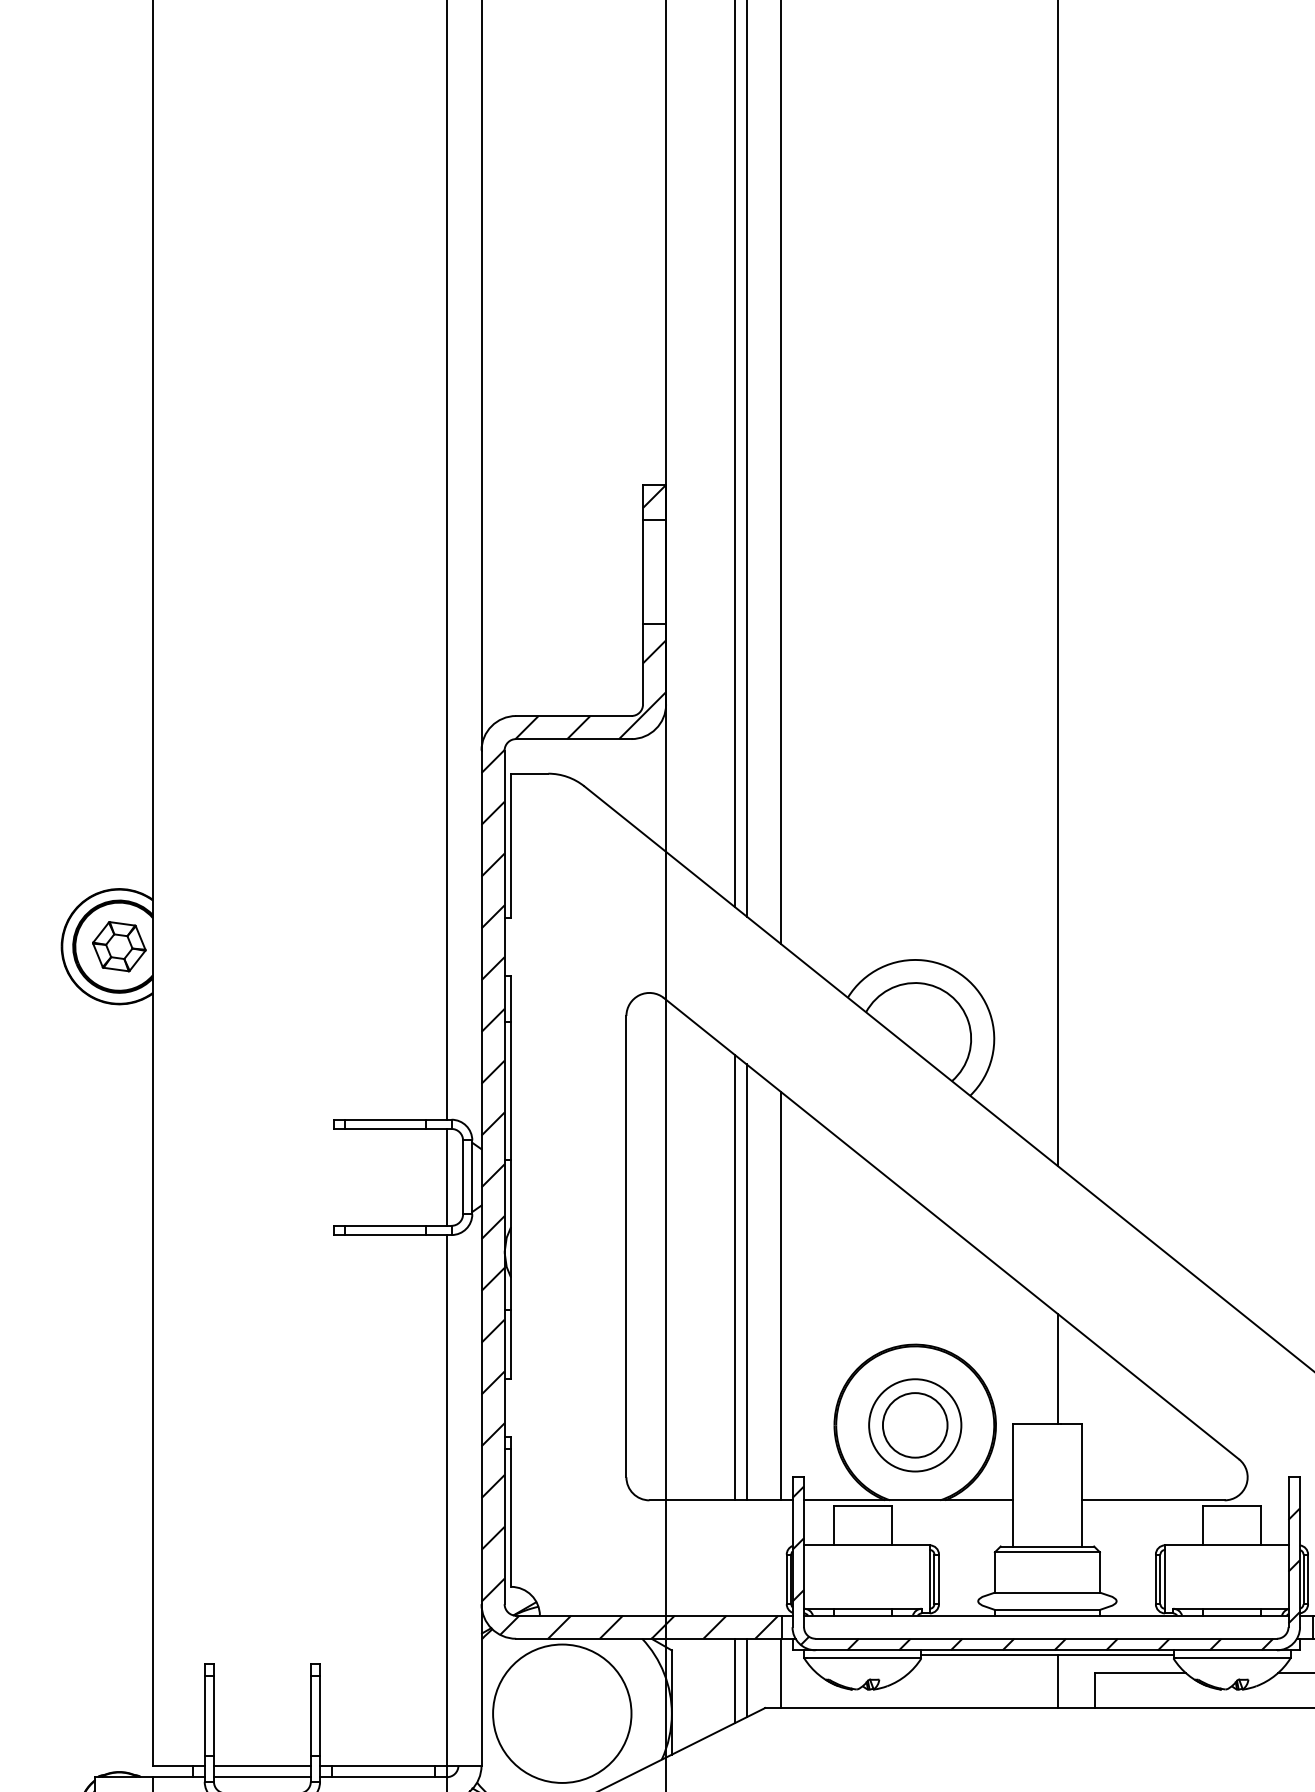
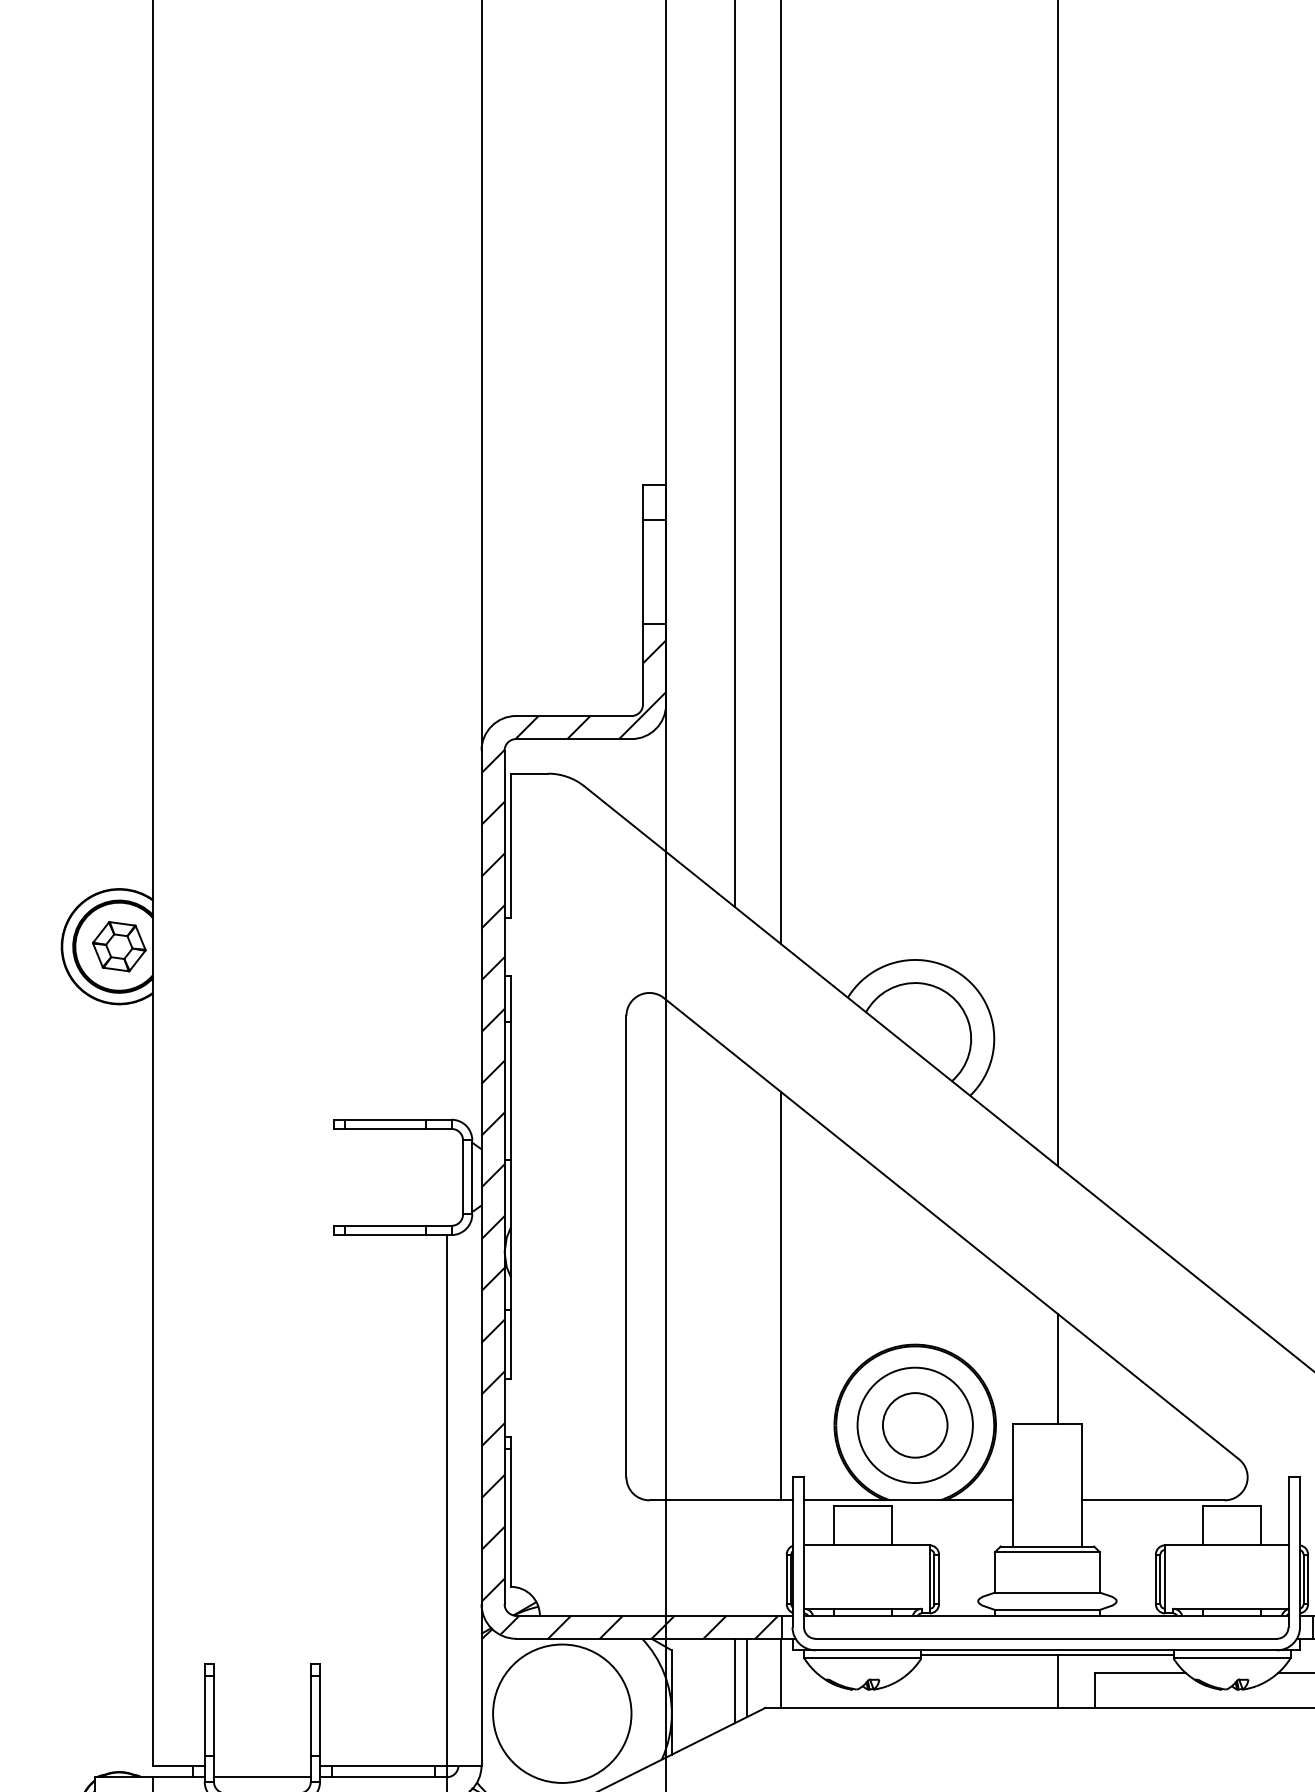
line: present -> none (746, 459)
hatch: present -> none (654, 496)
line: present -> none (446, 560)
line: present -> none (446, 1176)
line: present -> none (735, 1277)
line: present -> none (746, 1282)
circle diameter: 92 px -> 115 px (914, 1425)
hatch: present -> none (1046, 1568)
line: present -> none (261, 1765)
